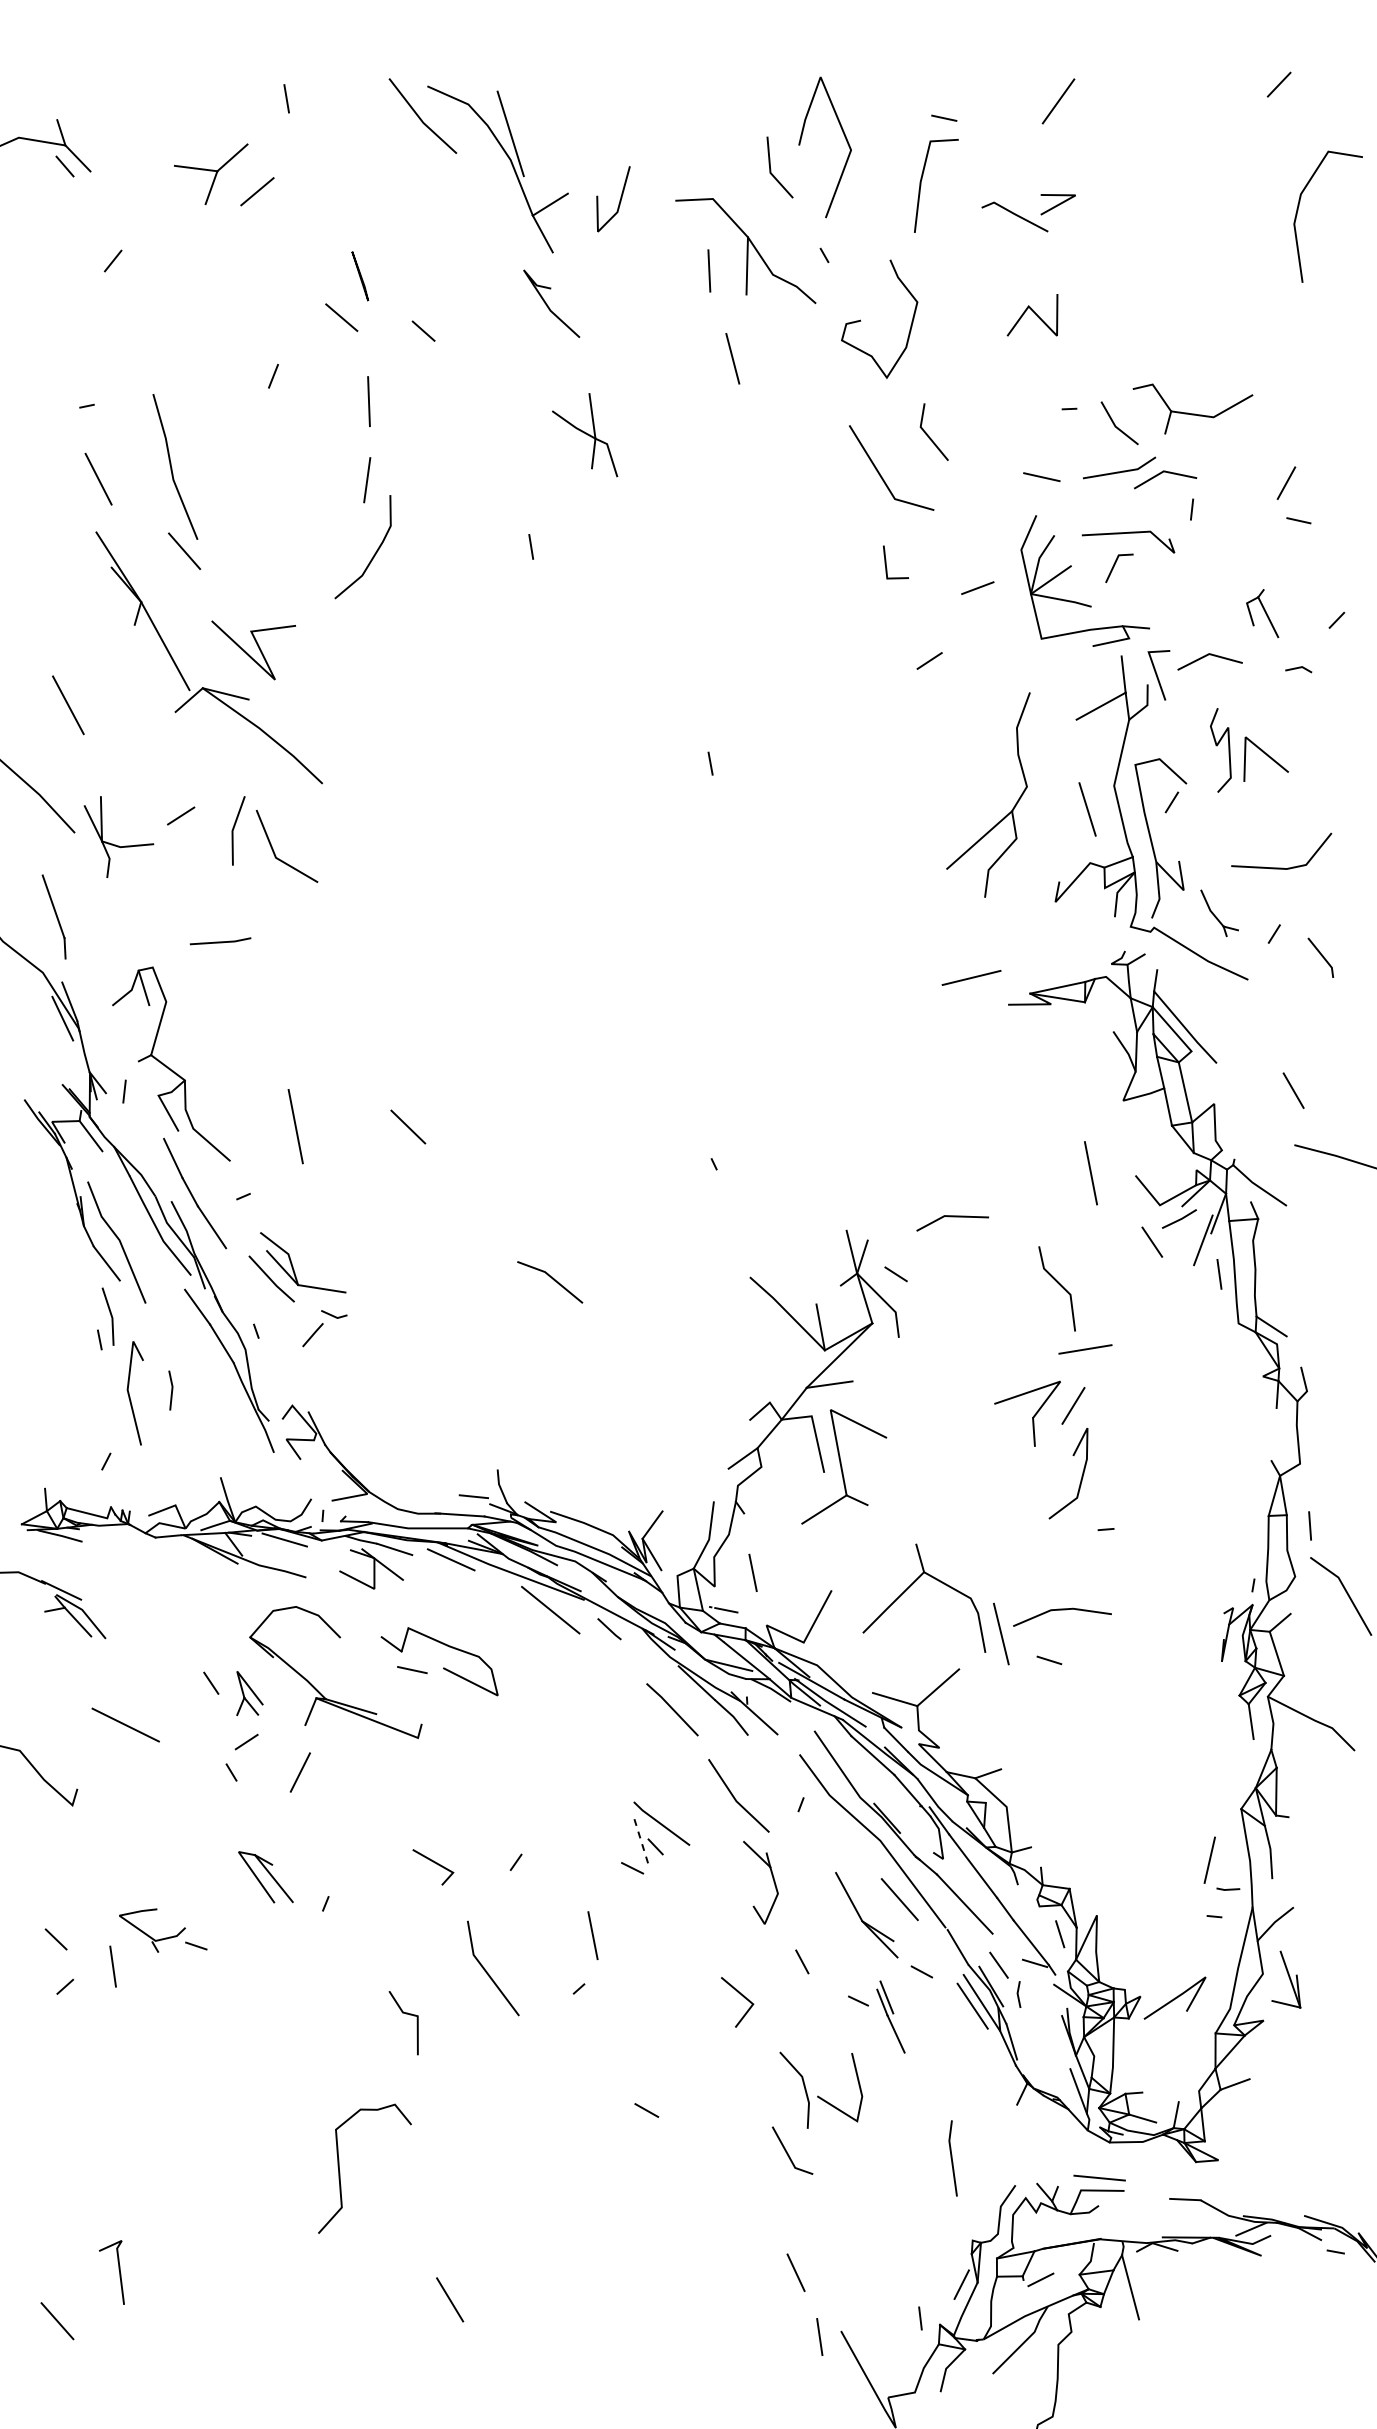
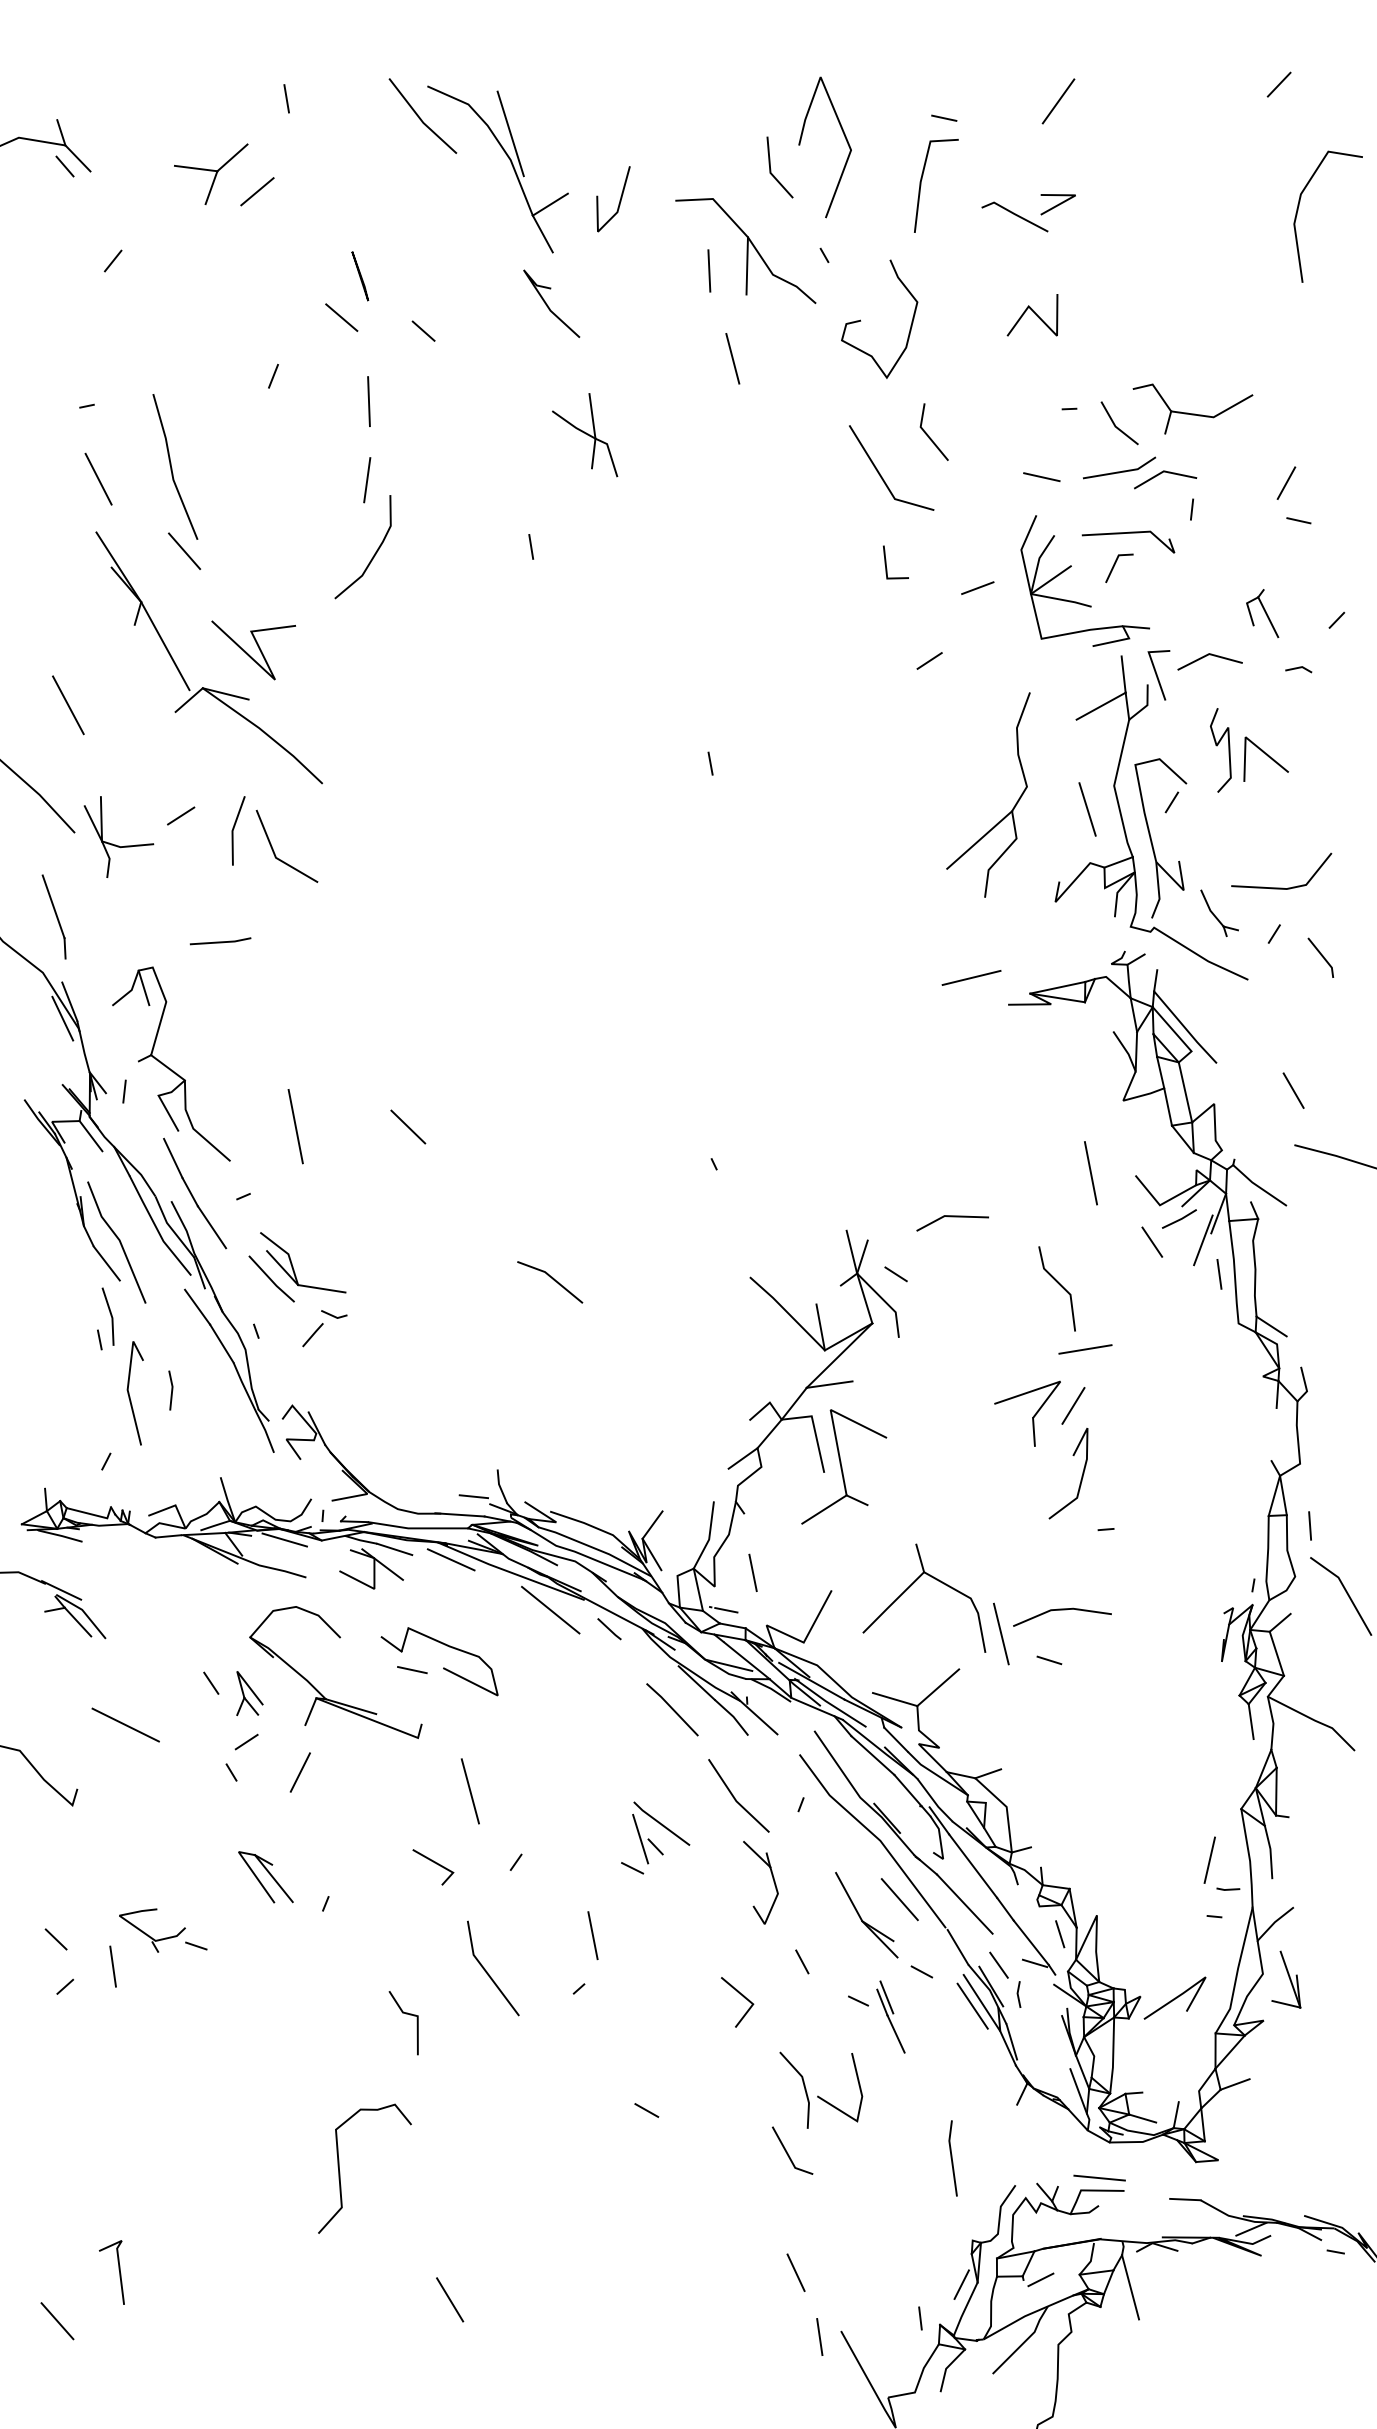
line position: (1281, 867) -> (1281, 887) (1281, 887)
line: none -> present (469, 1791)
line: dashed -> solid (640, 1838)
